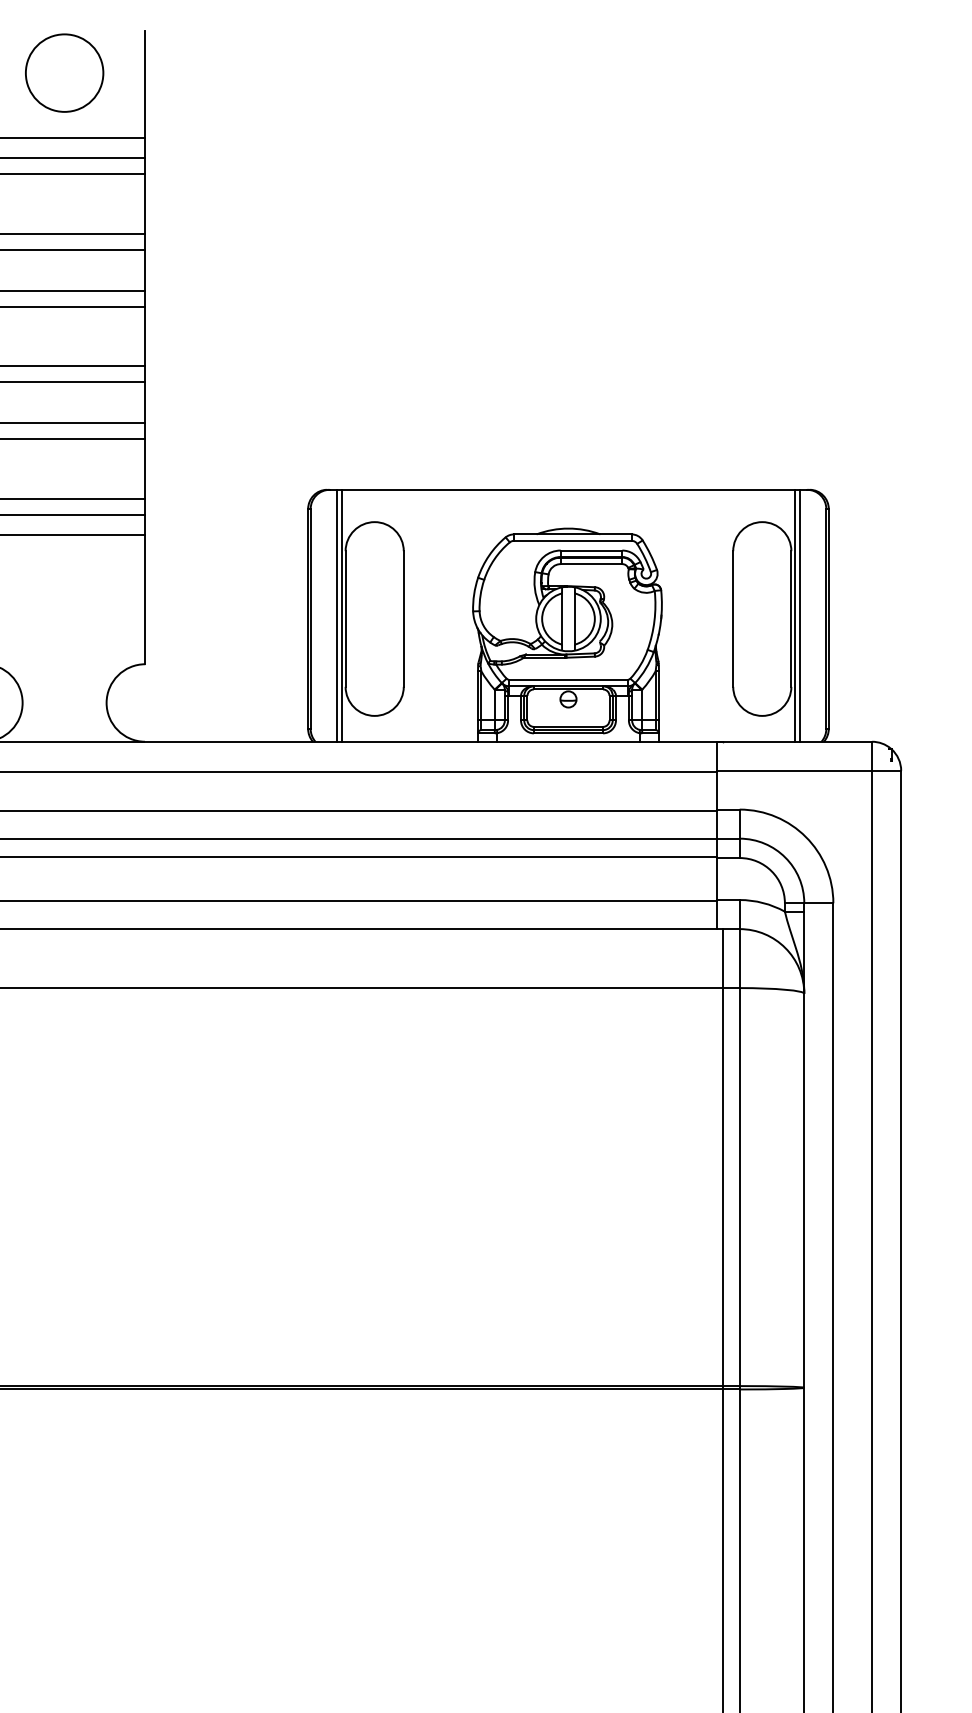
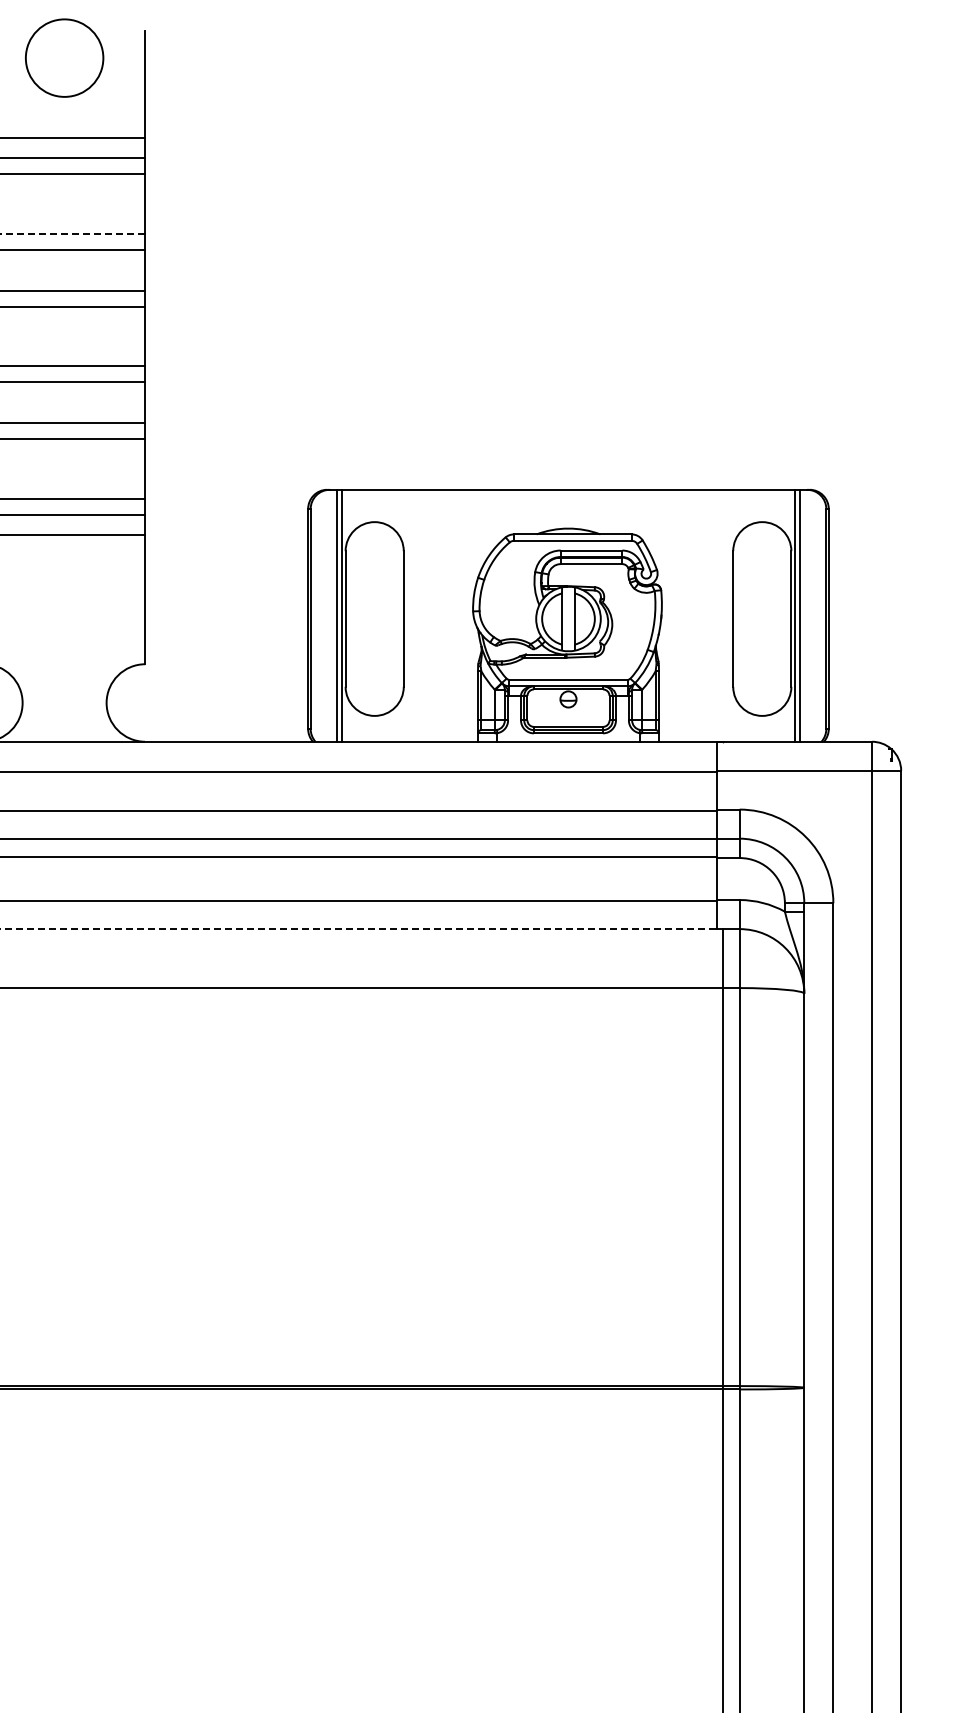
circle position: (64, 72) -> (64, 57) (64, 57)
line: solid -> dashed (72, 233)
line: solid -> dashed (359, 929)
